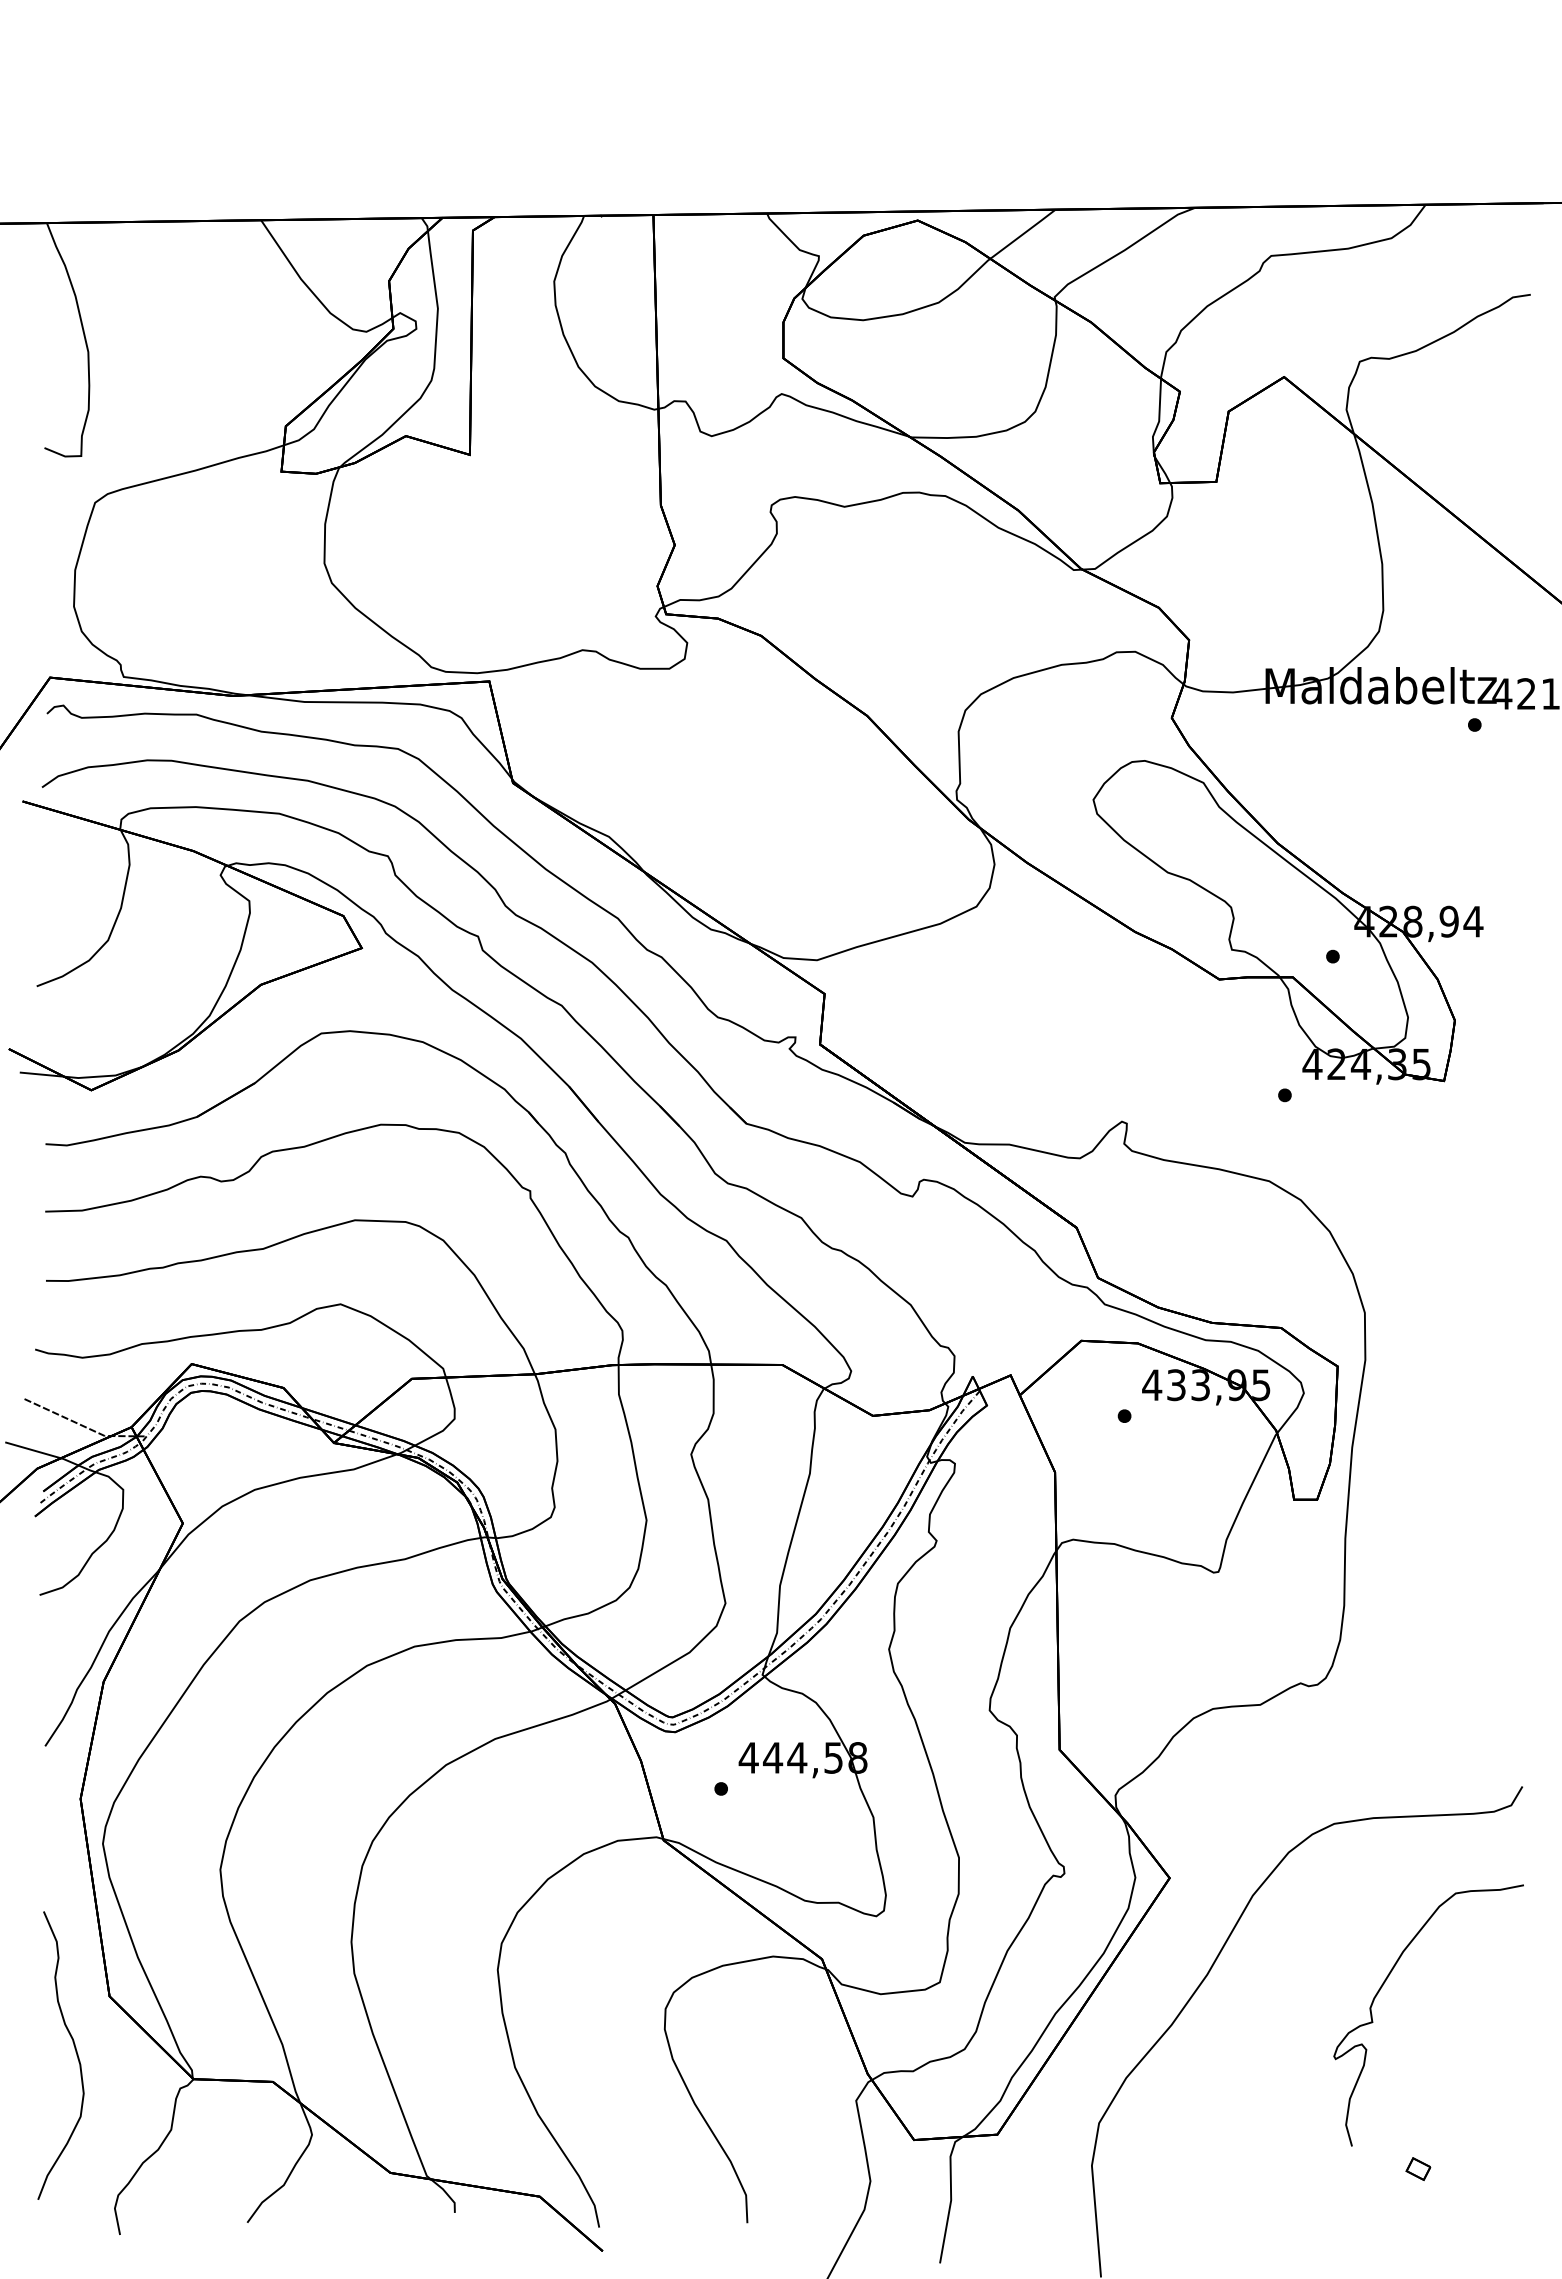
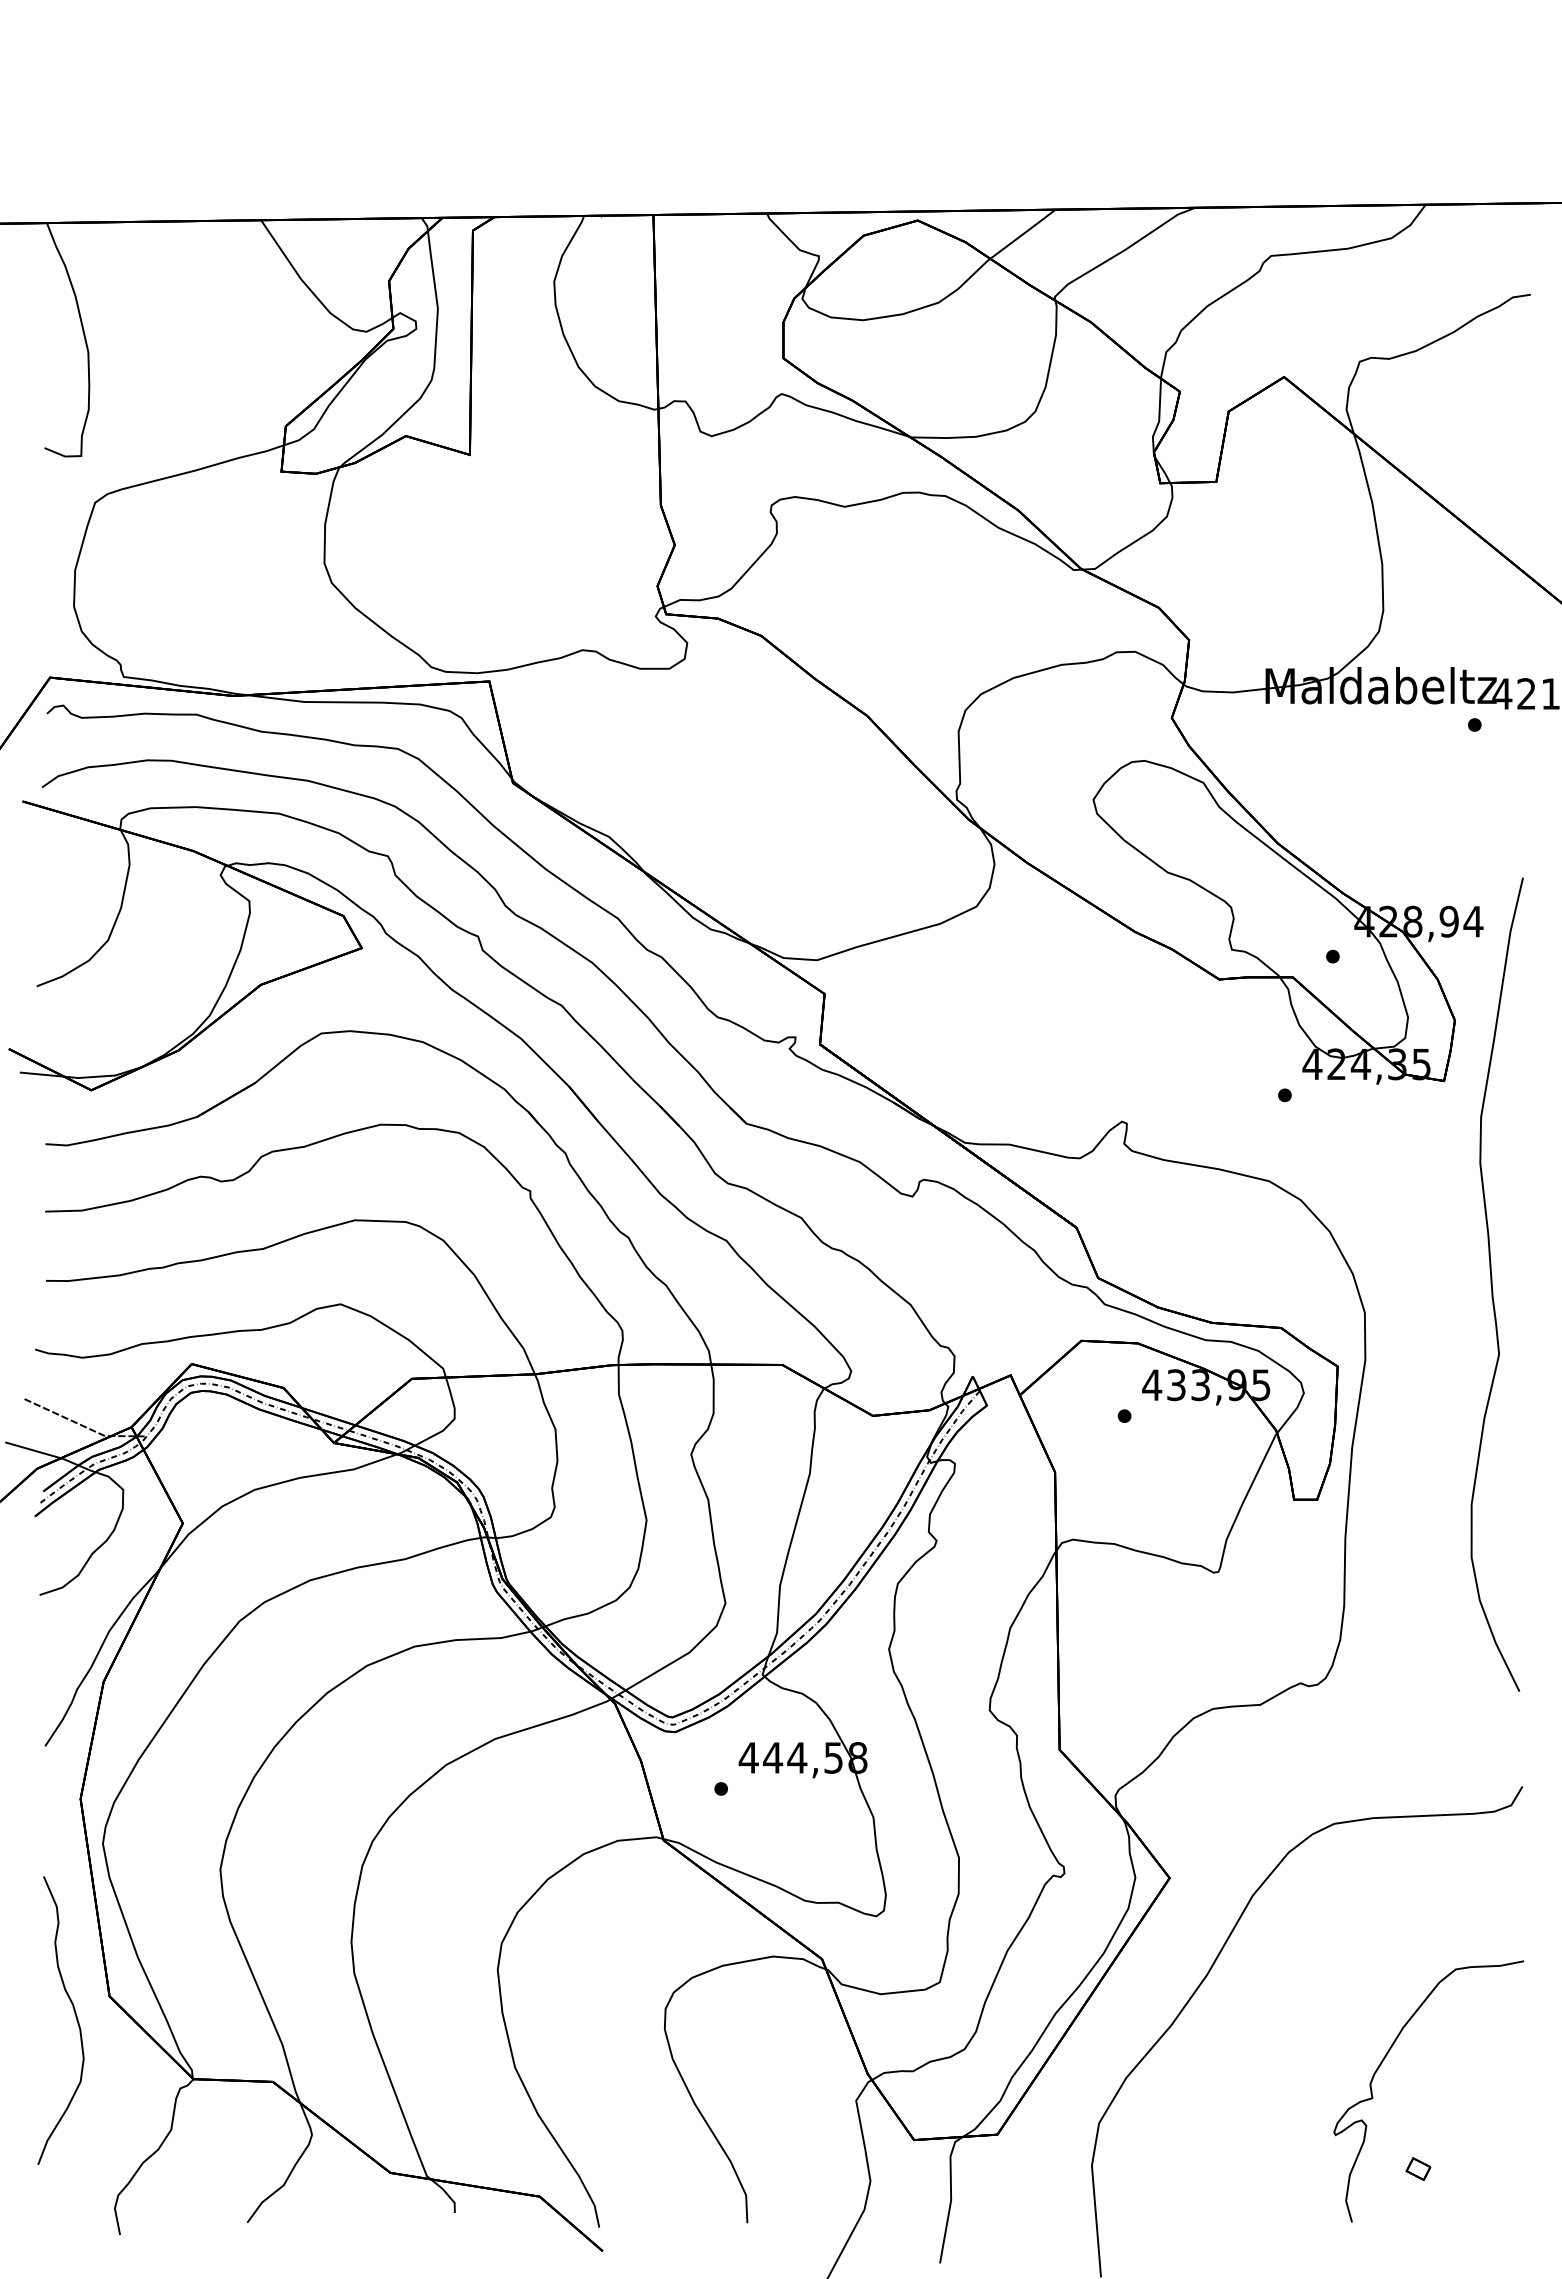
curve: none -> present (1492, 1284)
curve position: (1382, 1987) -> (1382, 2063) (1382, 2063)
curve position: (75, 2052) -> (75, 2017) (75, 2017)
